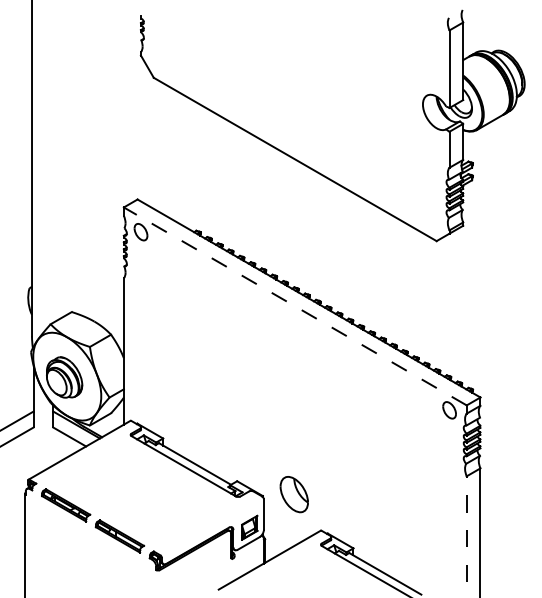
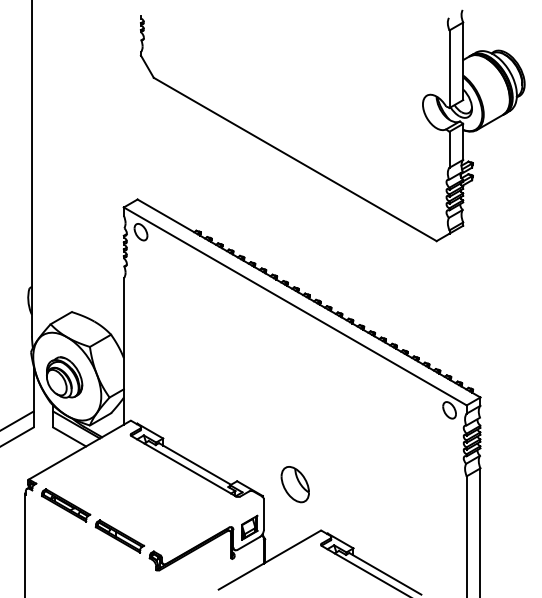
line: dashed -> solid (295, 306)
part position: (293, 494) -> (294, 484) (294, 484)
line: dashed -> solid (466, 536)
